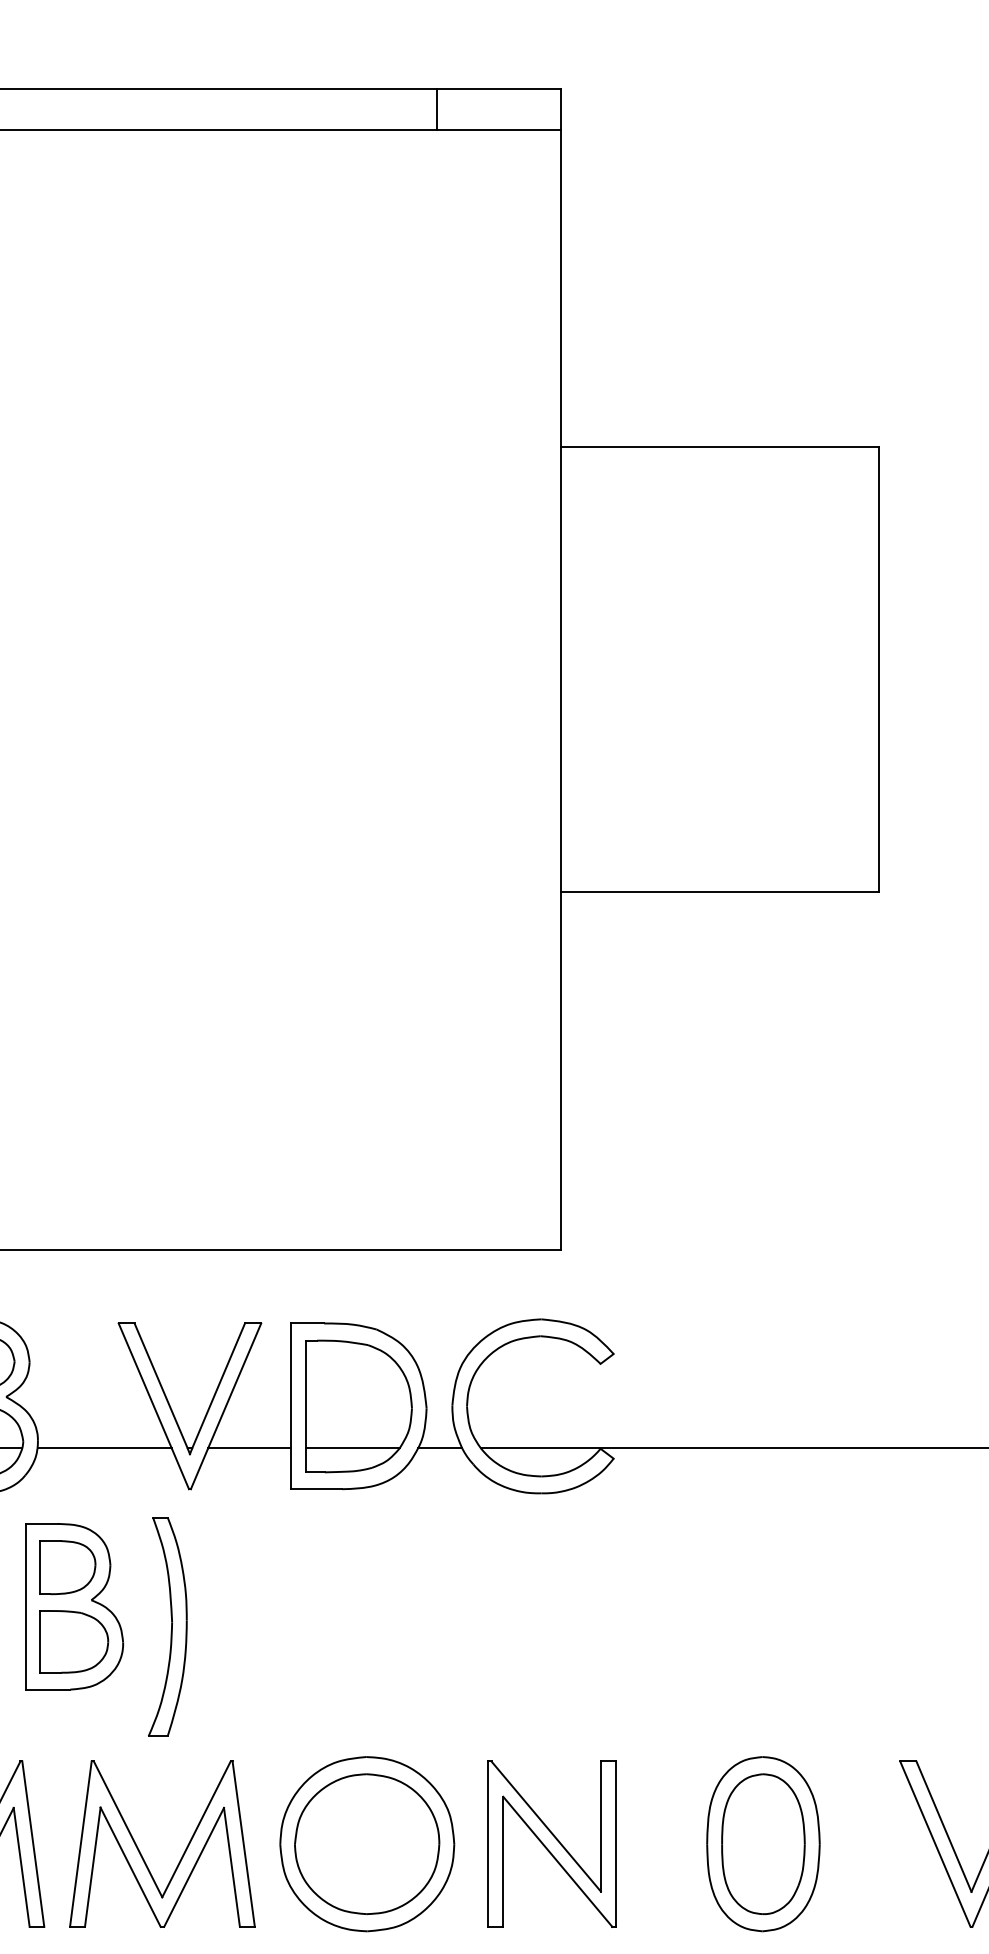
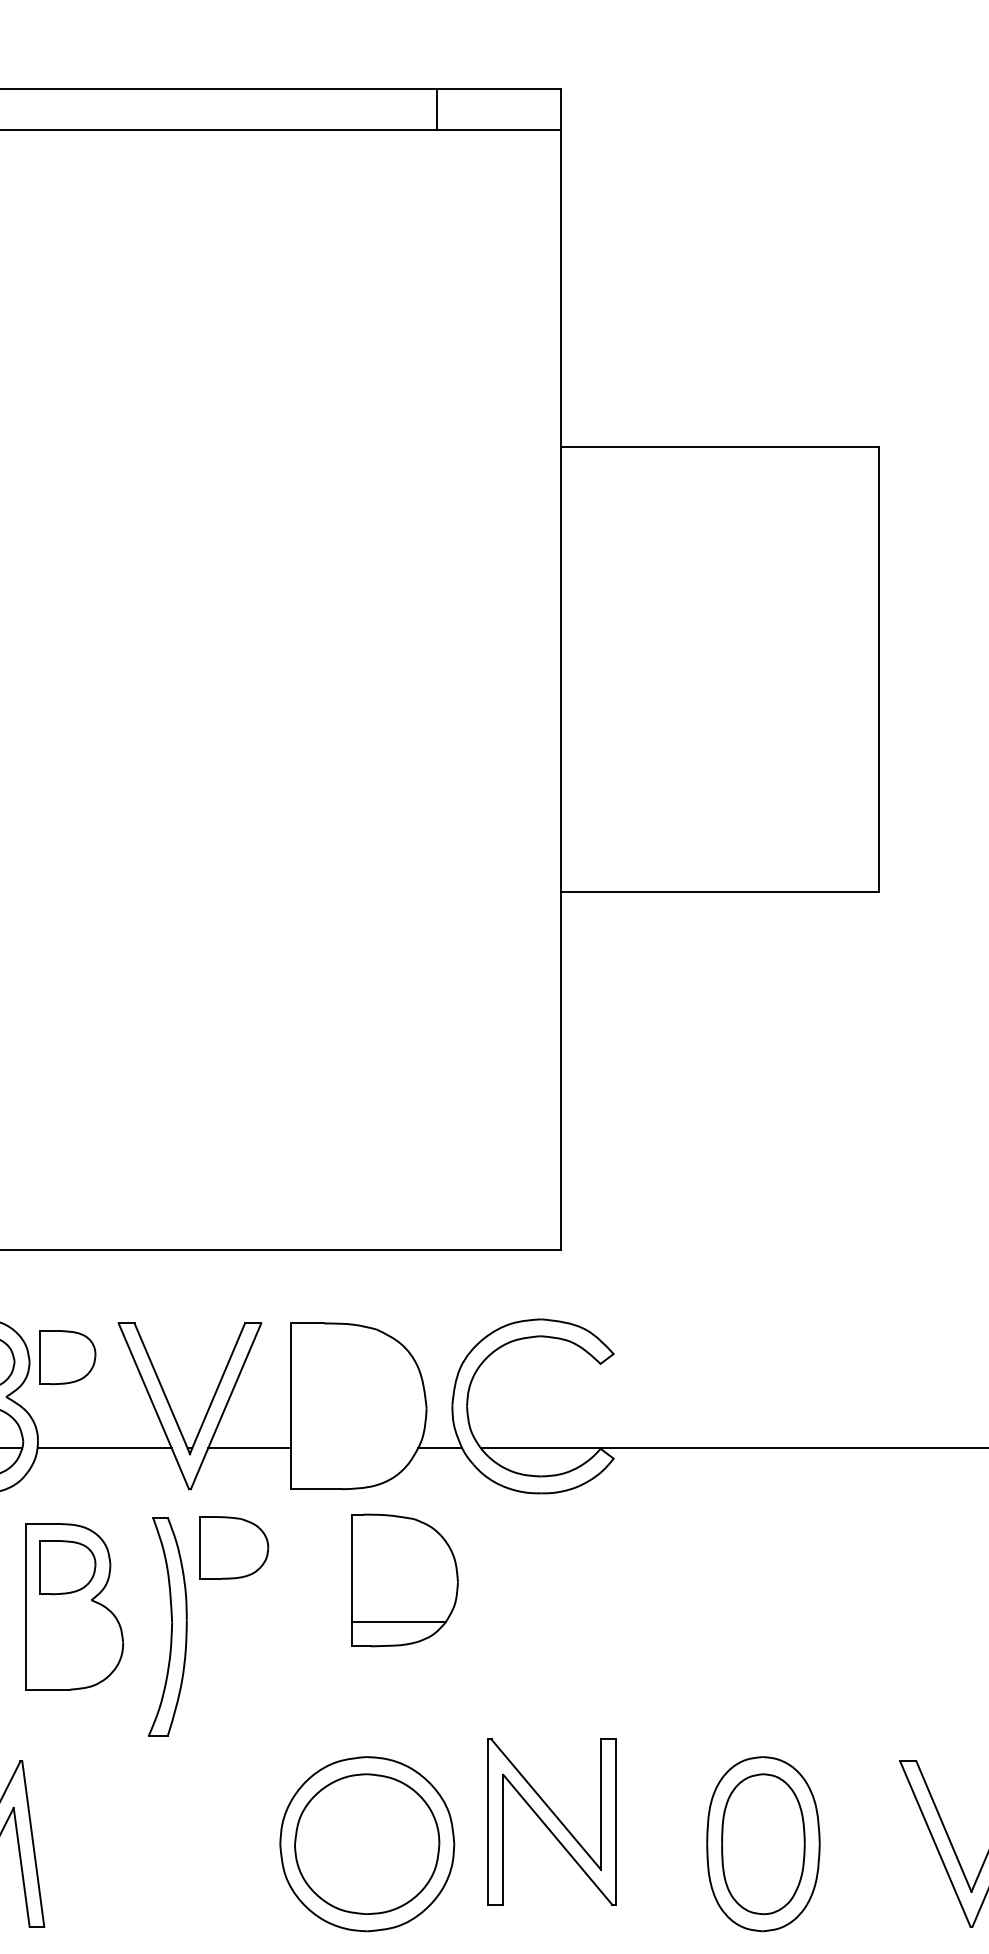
part: none -> present (67, 1357)
part position: (358, 1406) -> (404, 1580) (404, 1580)
part position: (74, 1641) -> (234, 1547) (234, 1547)
part position: (551, 1843) -> (551, 1821) (551, 1821)
part: present -> none (182, 1854)
